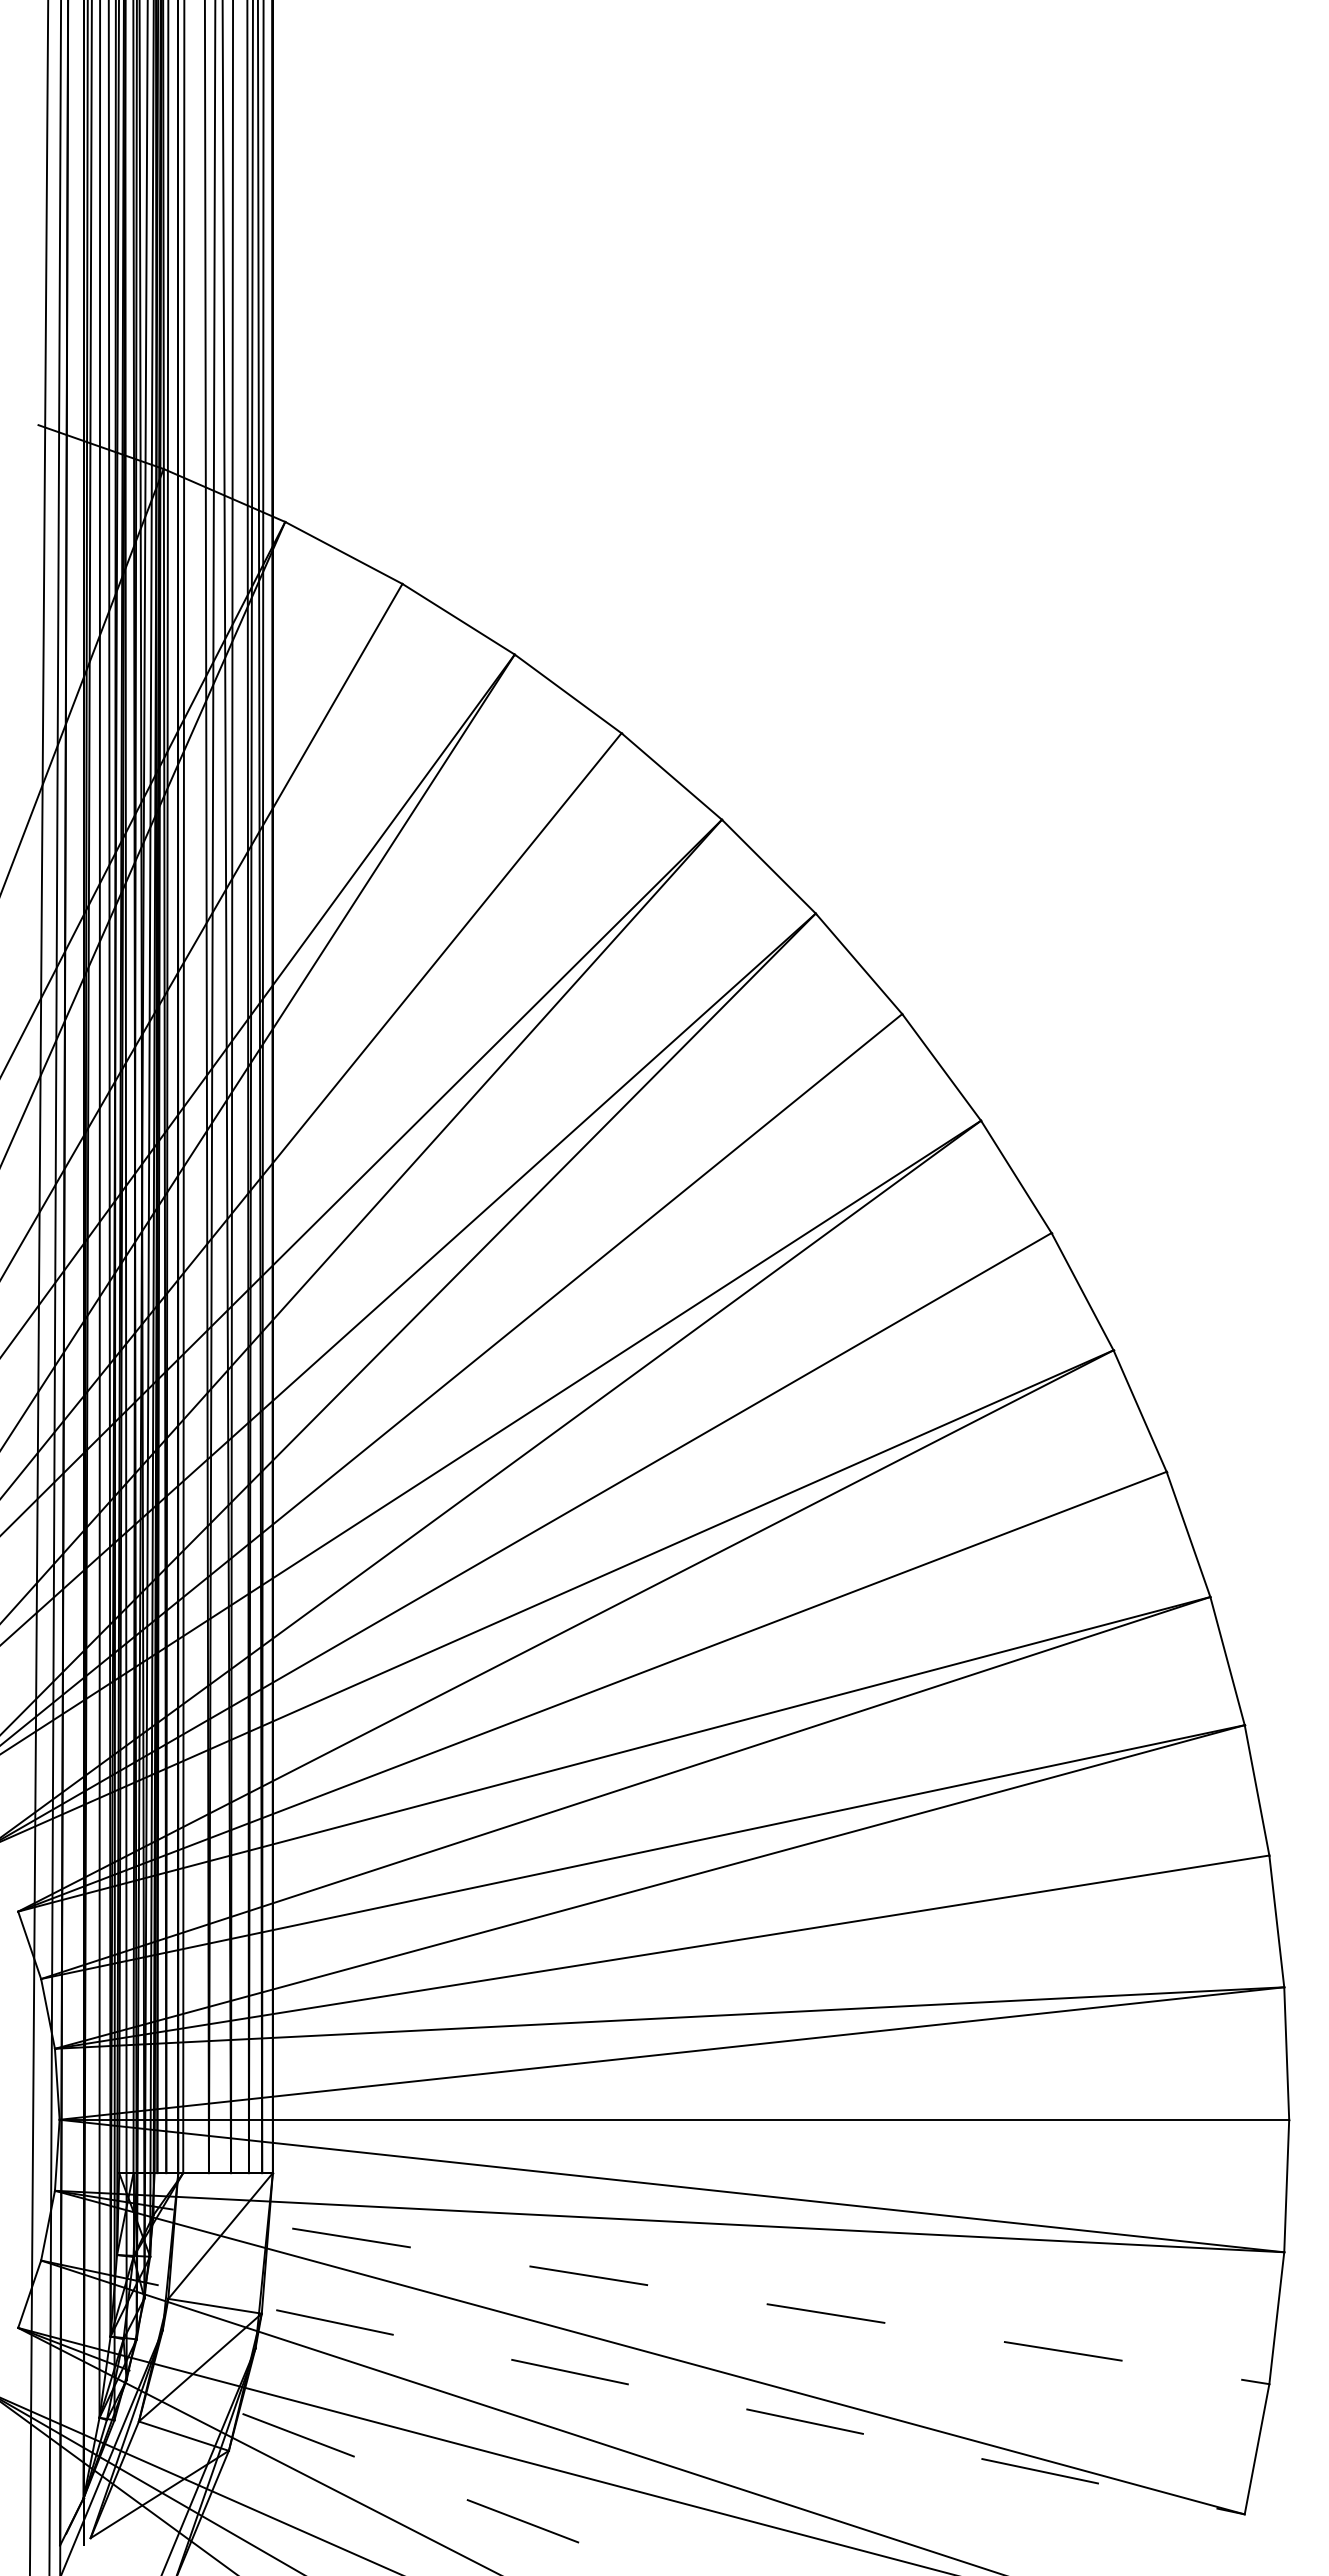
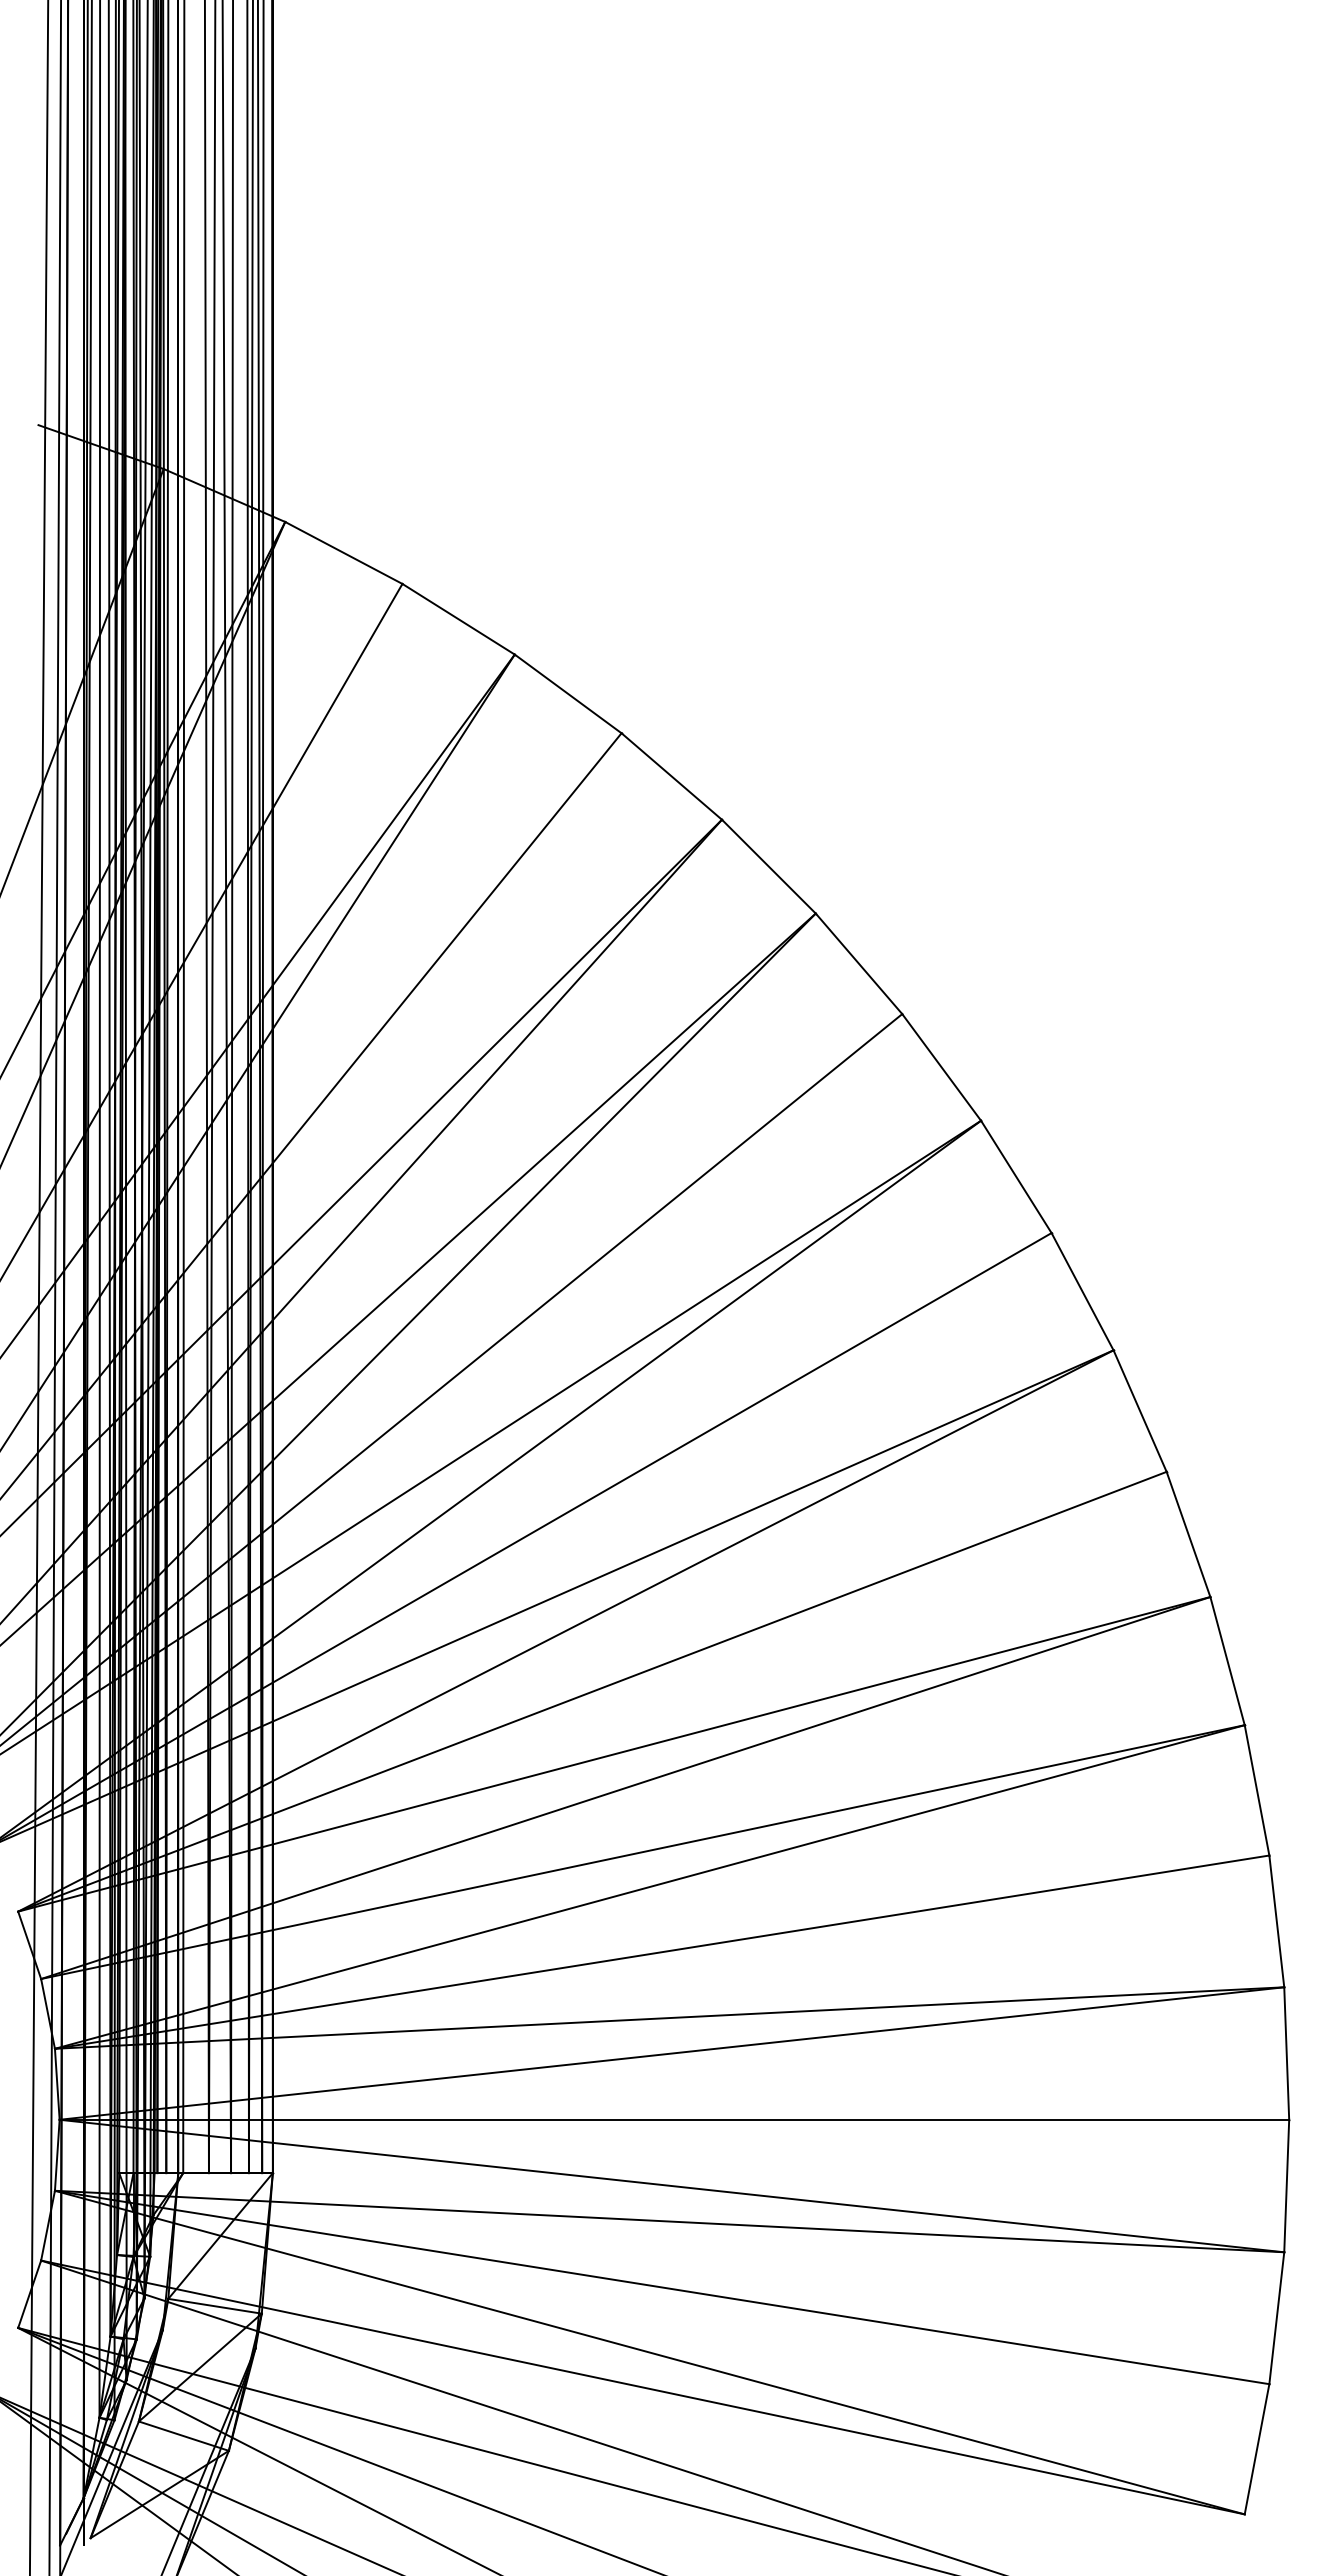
line: dashed -> solid (662, 2287)
line: dashed -> solid (643, 2387)
line: dashed -> solid (342, 2452)
